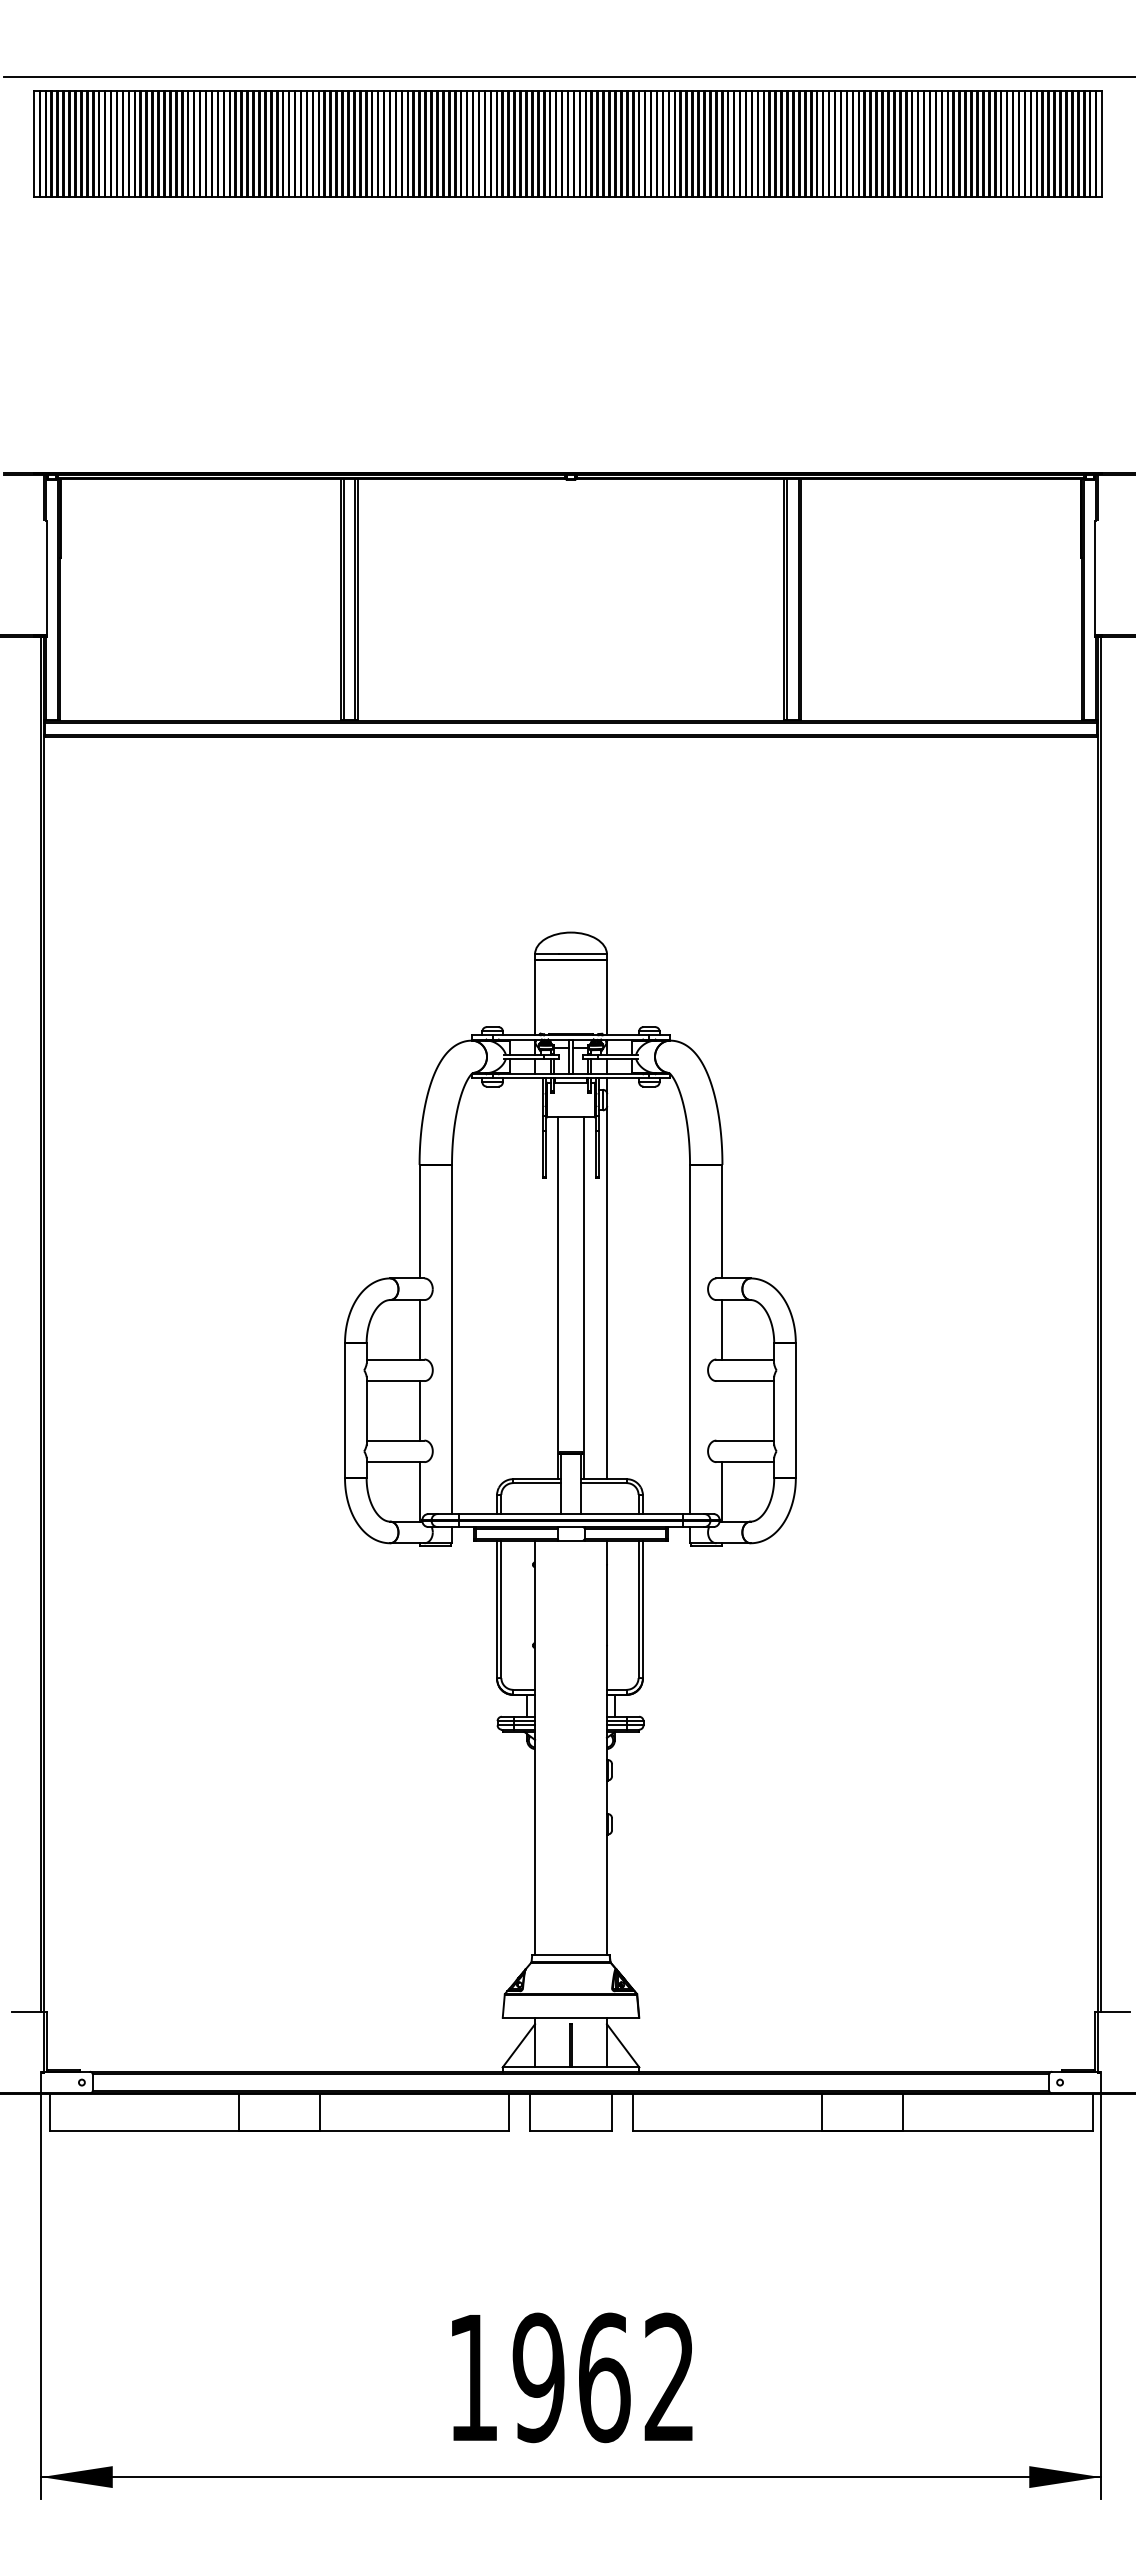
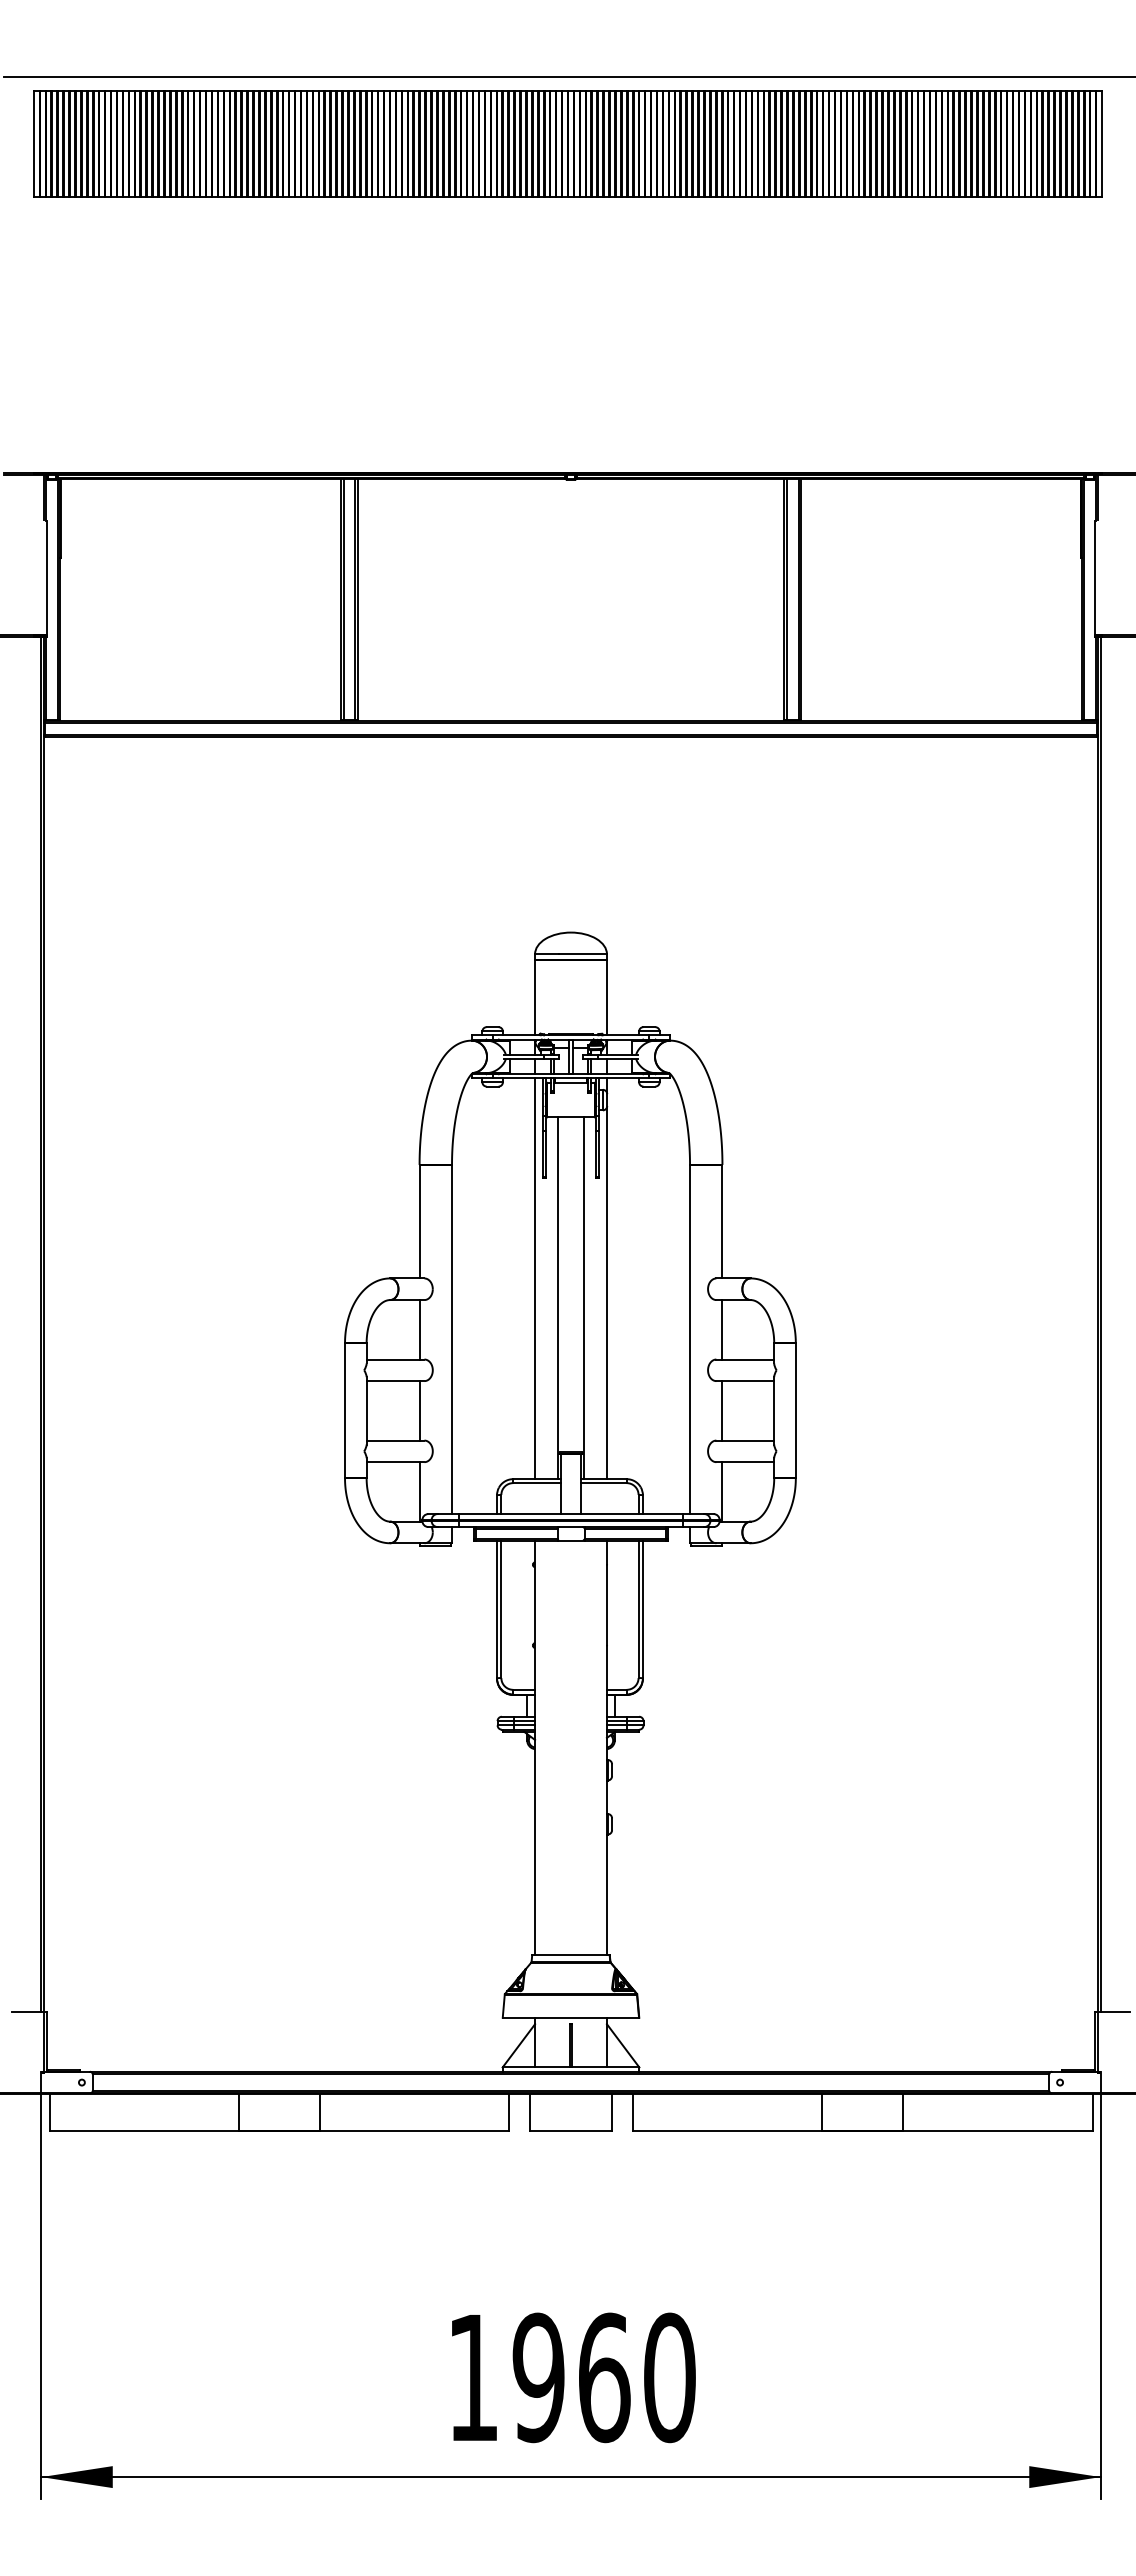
line: none -> present (535, 1278)
line: none -> present (722, 1410)
text: 1962 -> 1960 (669, 2377)
